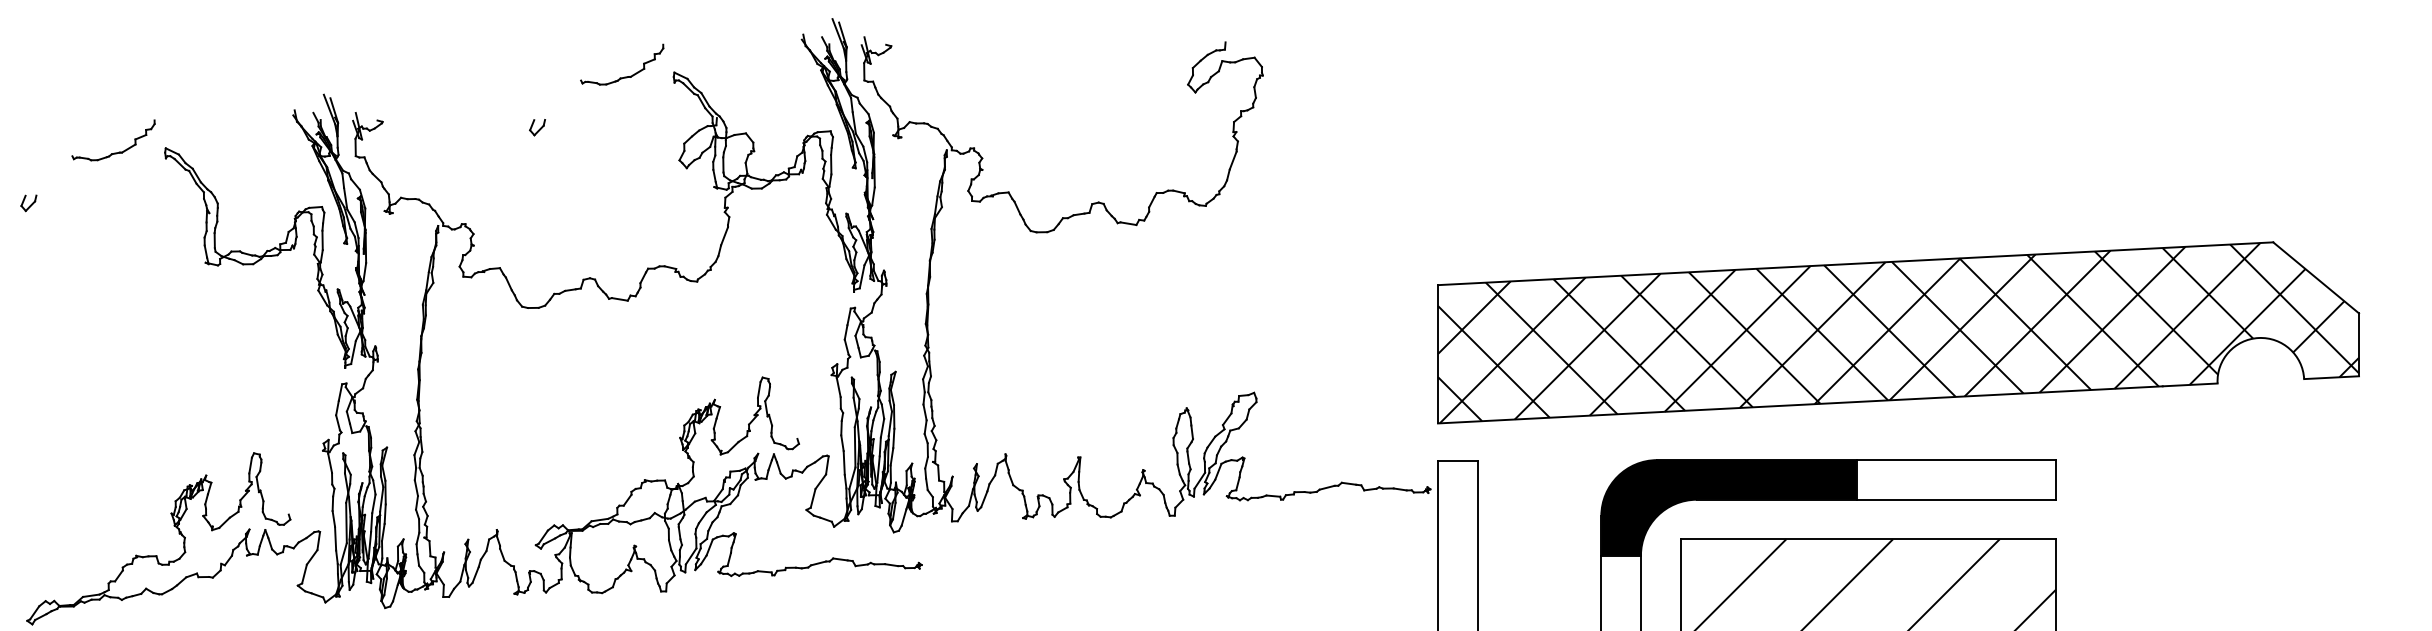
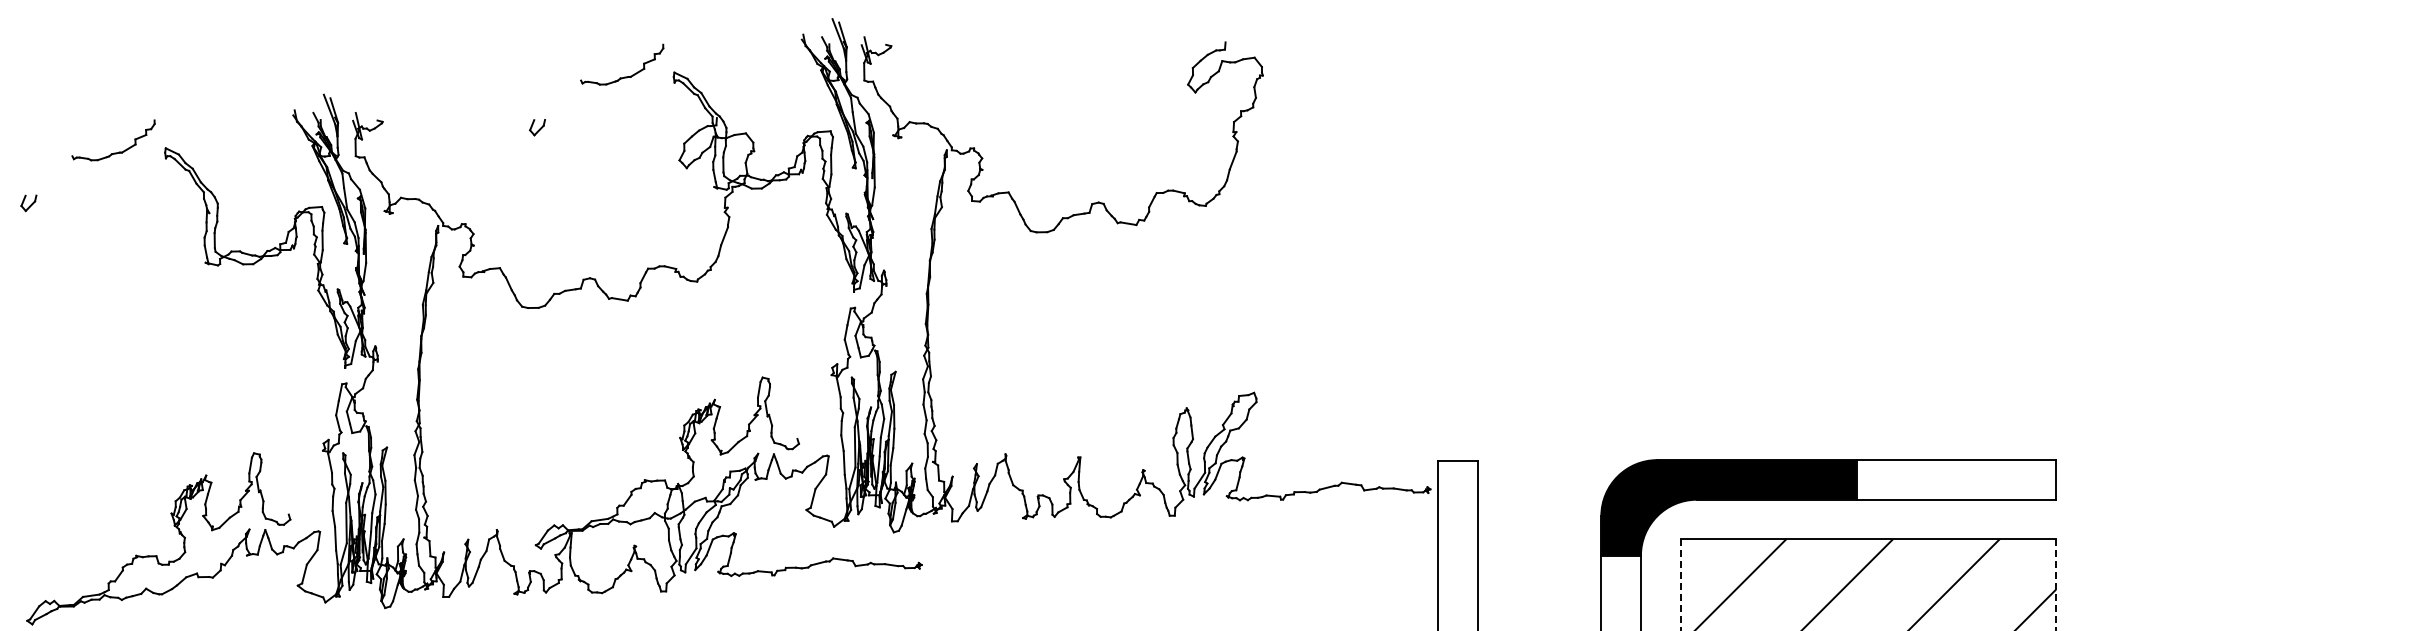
part: present -> none (1898, 332)
line: solid -> dashed (2056, 584)
line: solid -> dashed (1680, 585)
